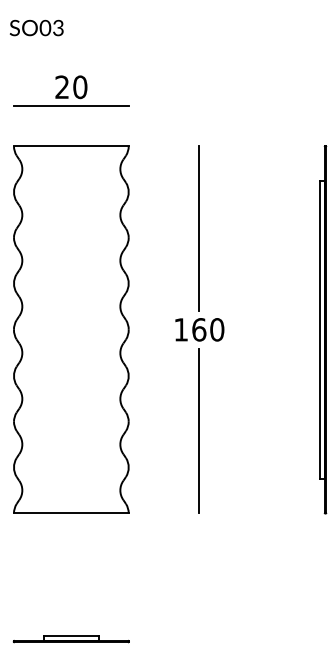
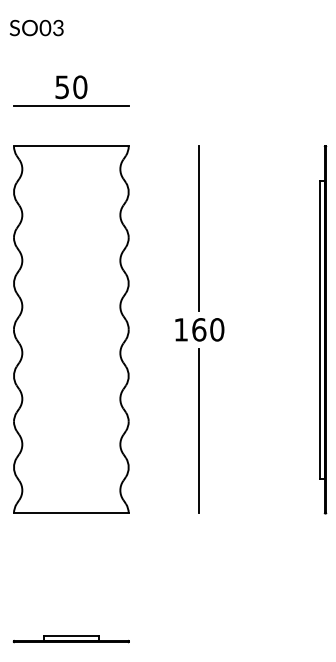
text: 20 -> 50 (61, 87)
